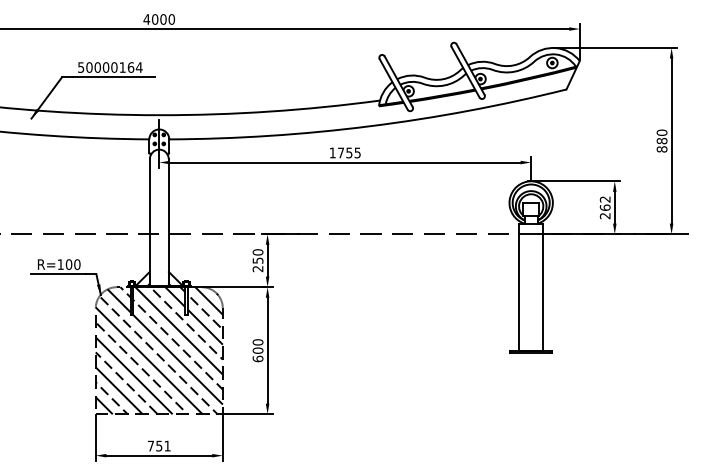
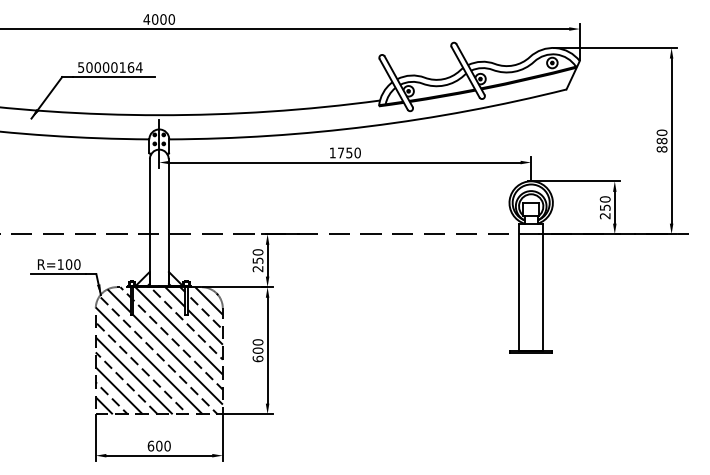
text: 1755 -> 1750 (357, 152)
text: 262 -> 250 (604, 203)
text: 751 -> 600 (158, 445)
